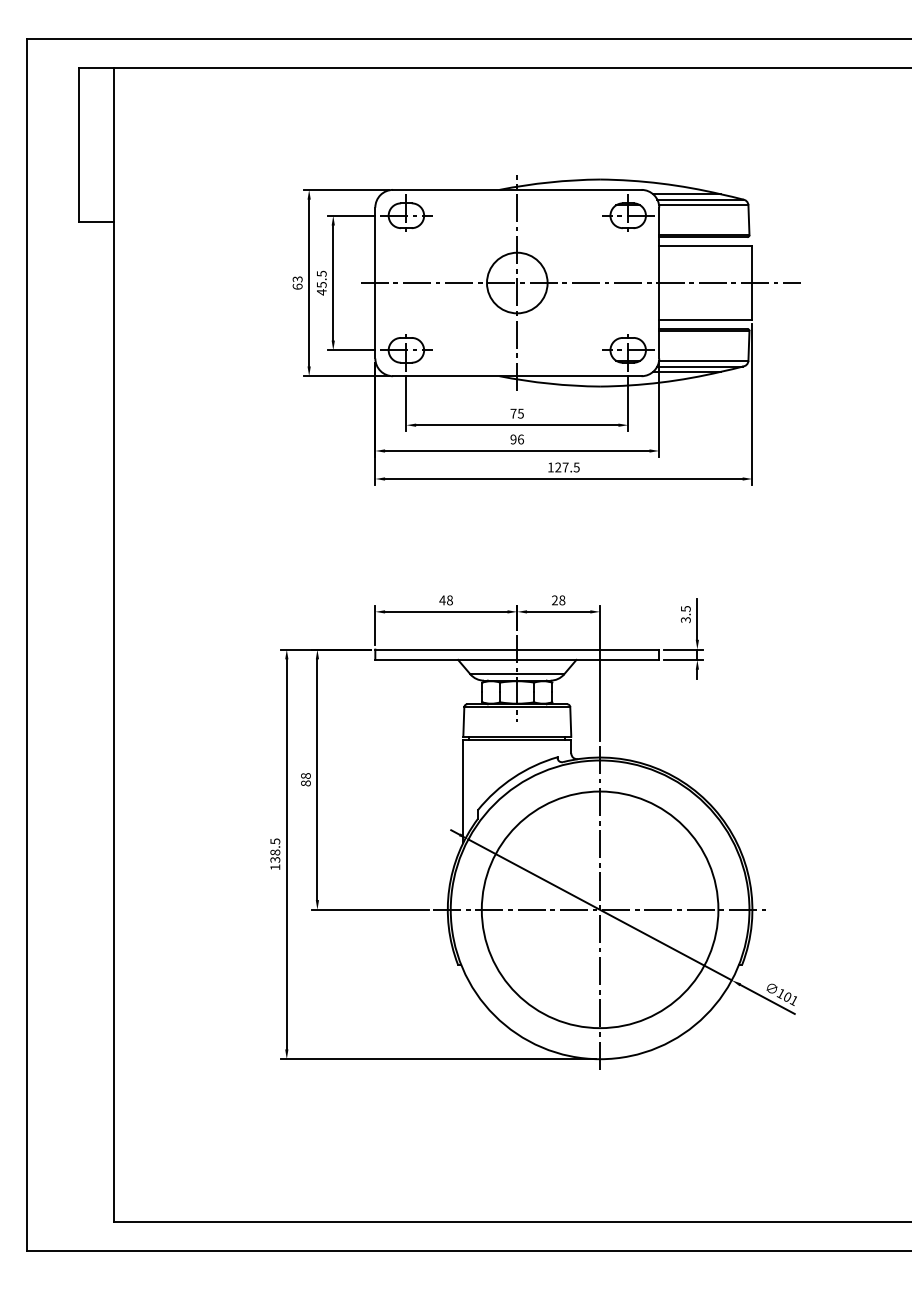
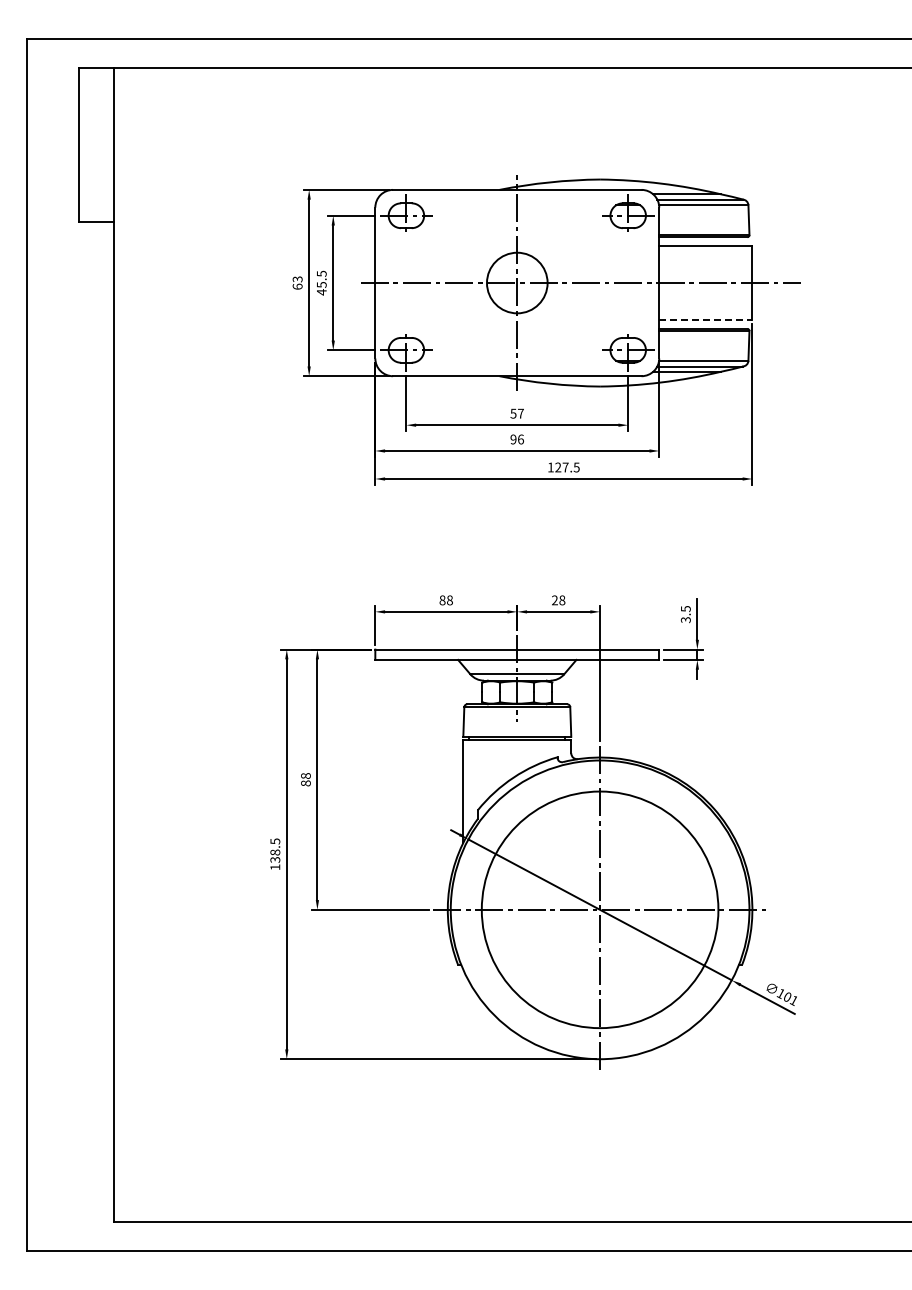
line: solid -> dashed (705, 320)
text: 75 -> 57 (516, 413)
text: 48 -> 88 (442, 600)
